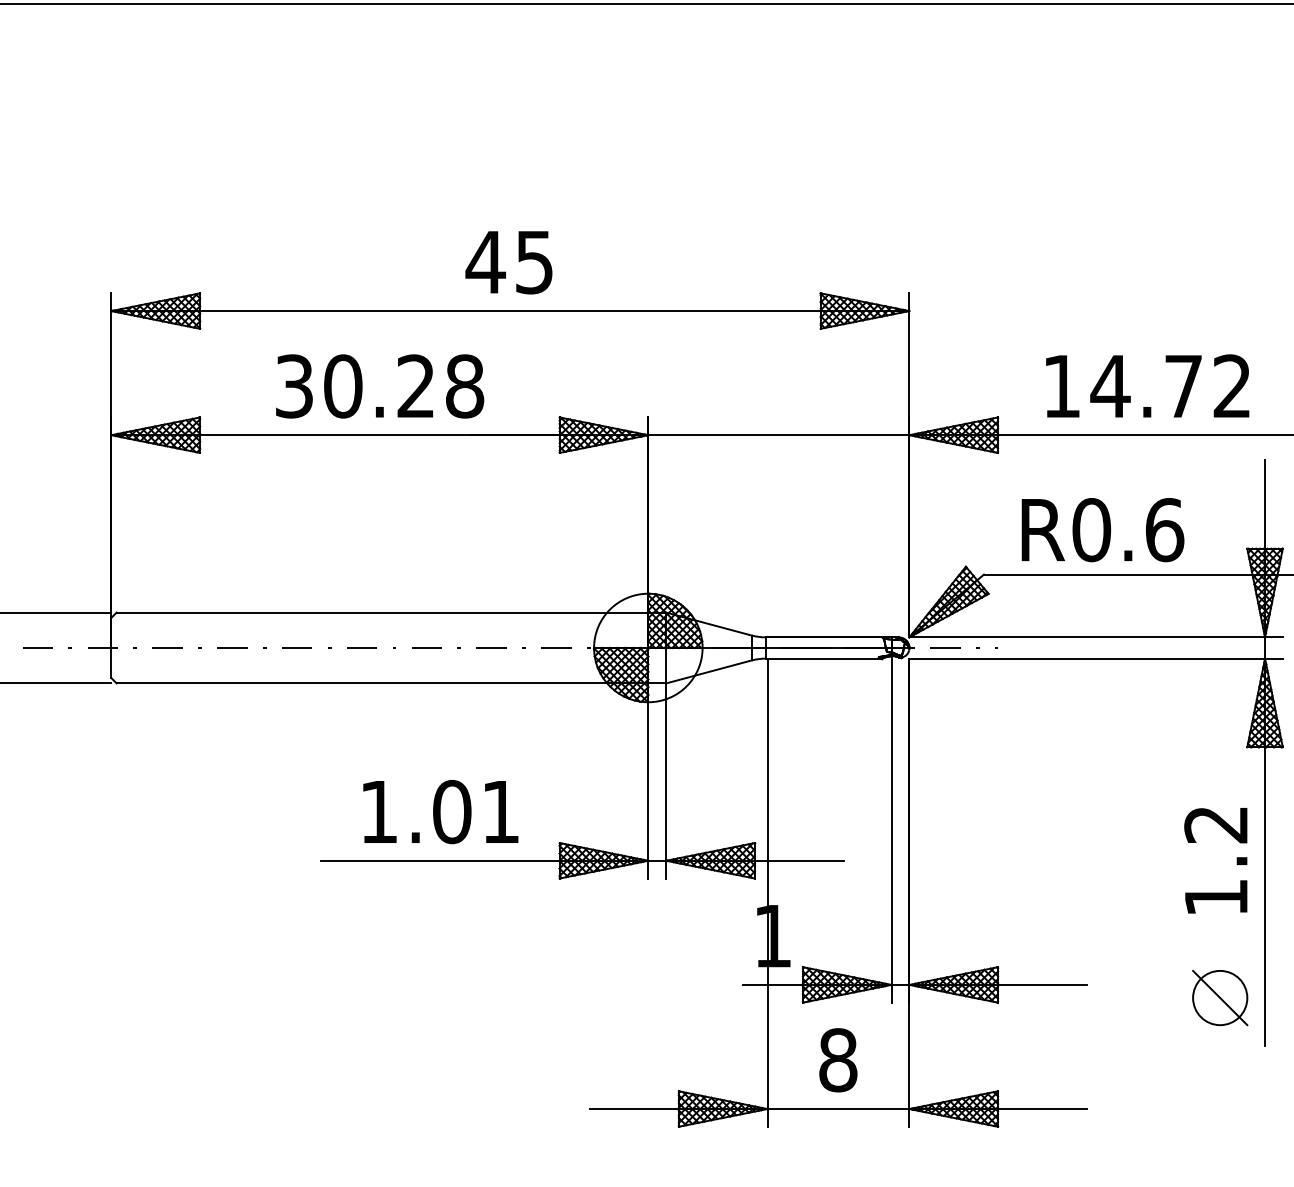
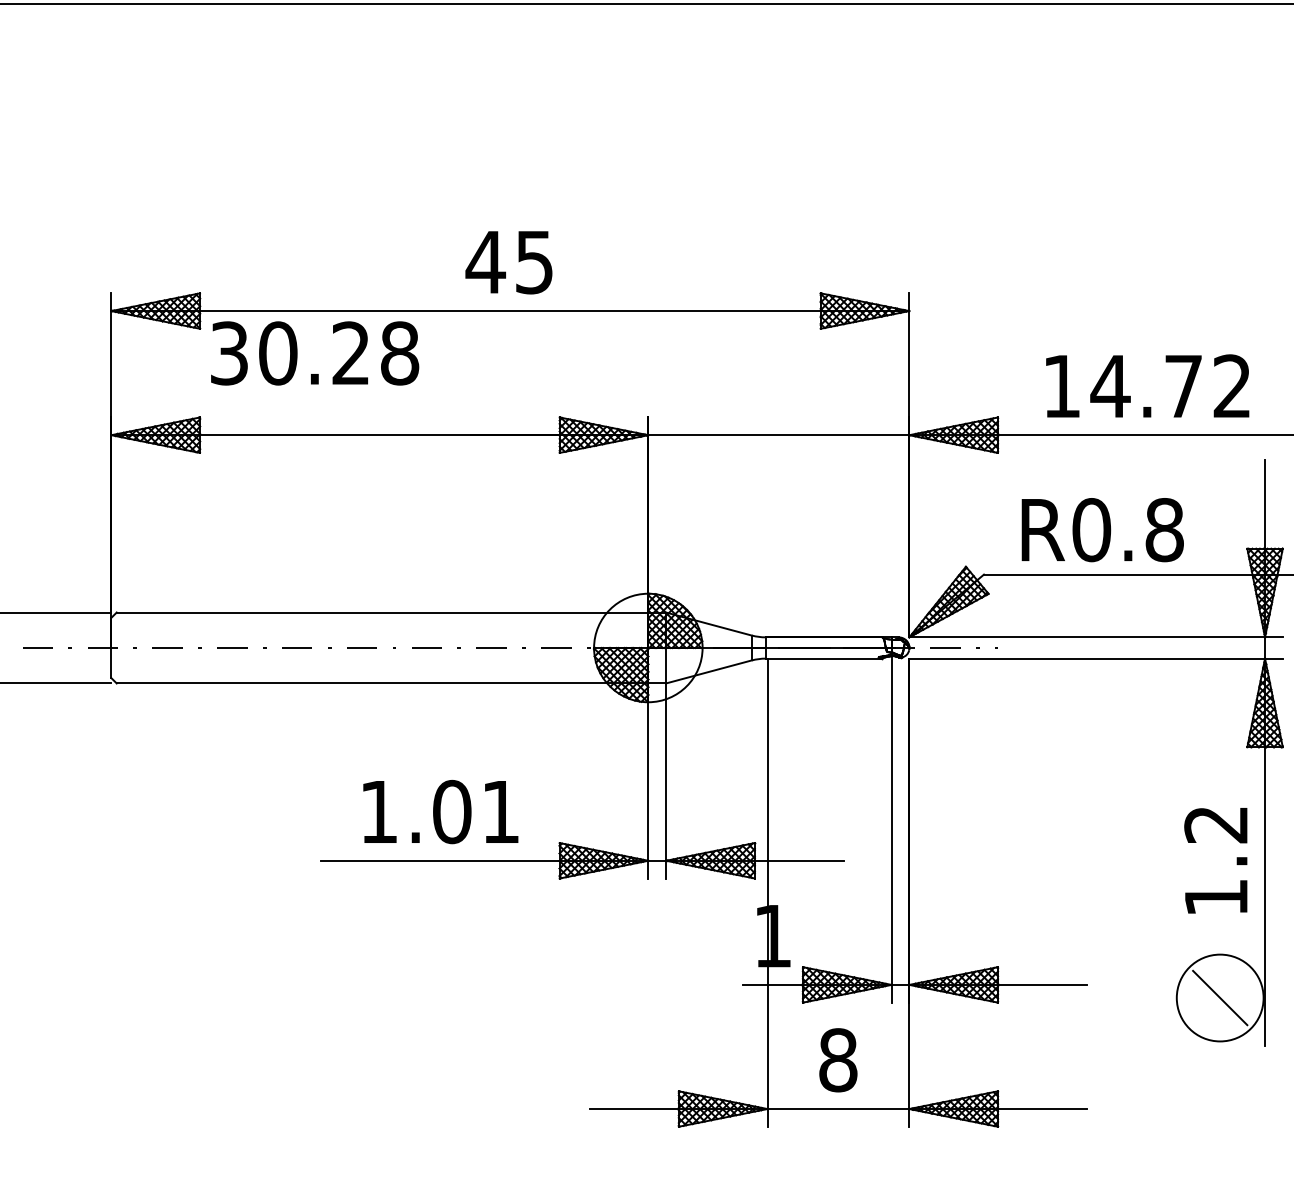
text position: (380, 386) -> (315, 353) (315, 353)
text: R0.6 -> R0.8 (1164, 530)
circle diameter: 54 px -> 87 px (1219, 997)
